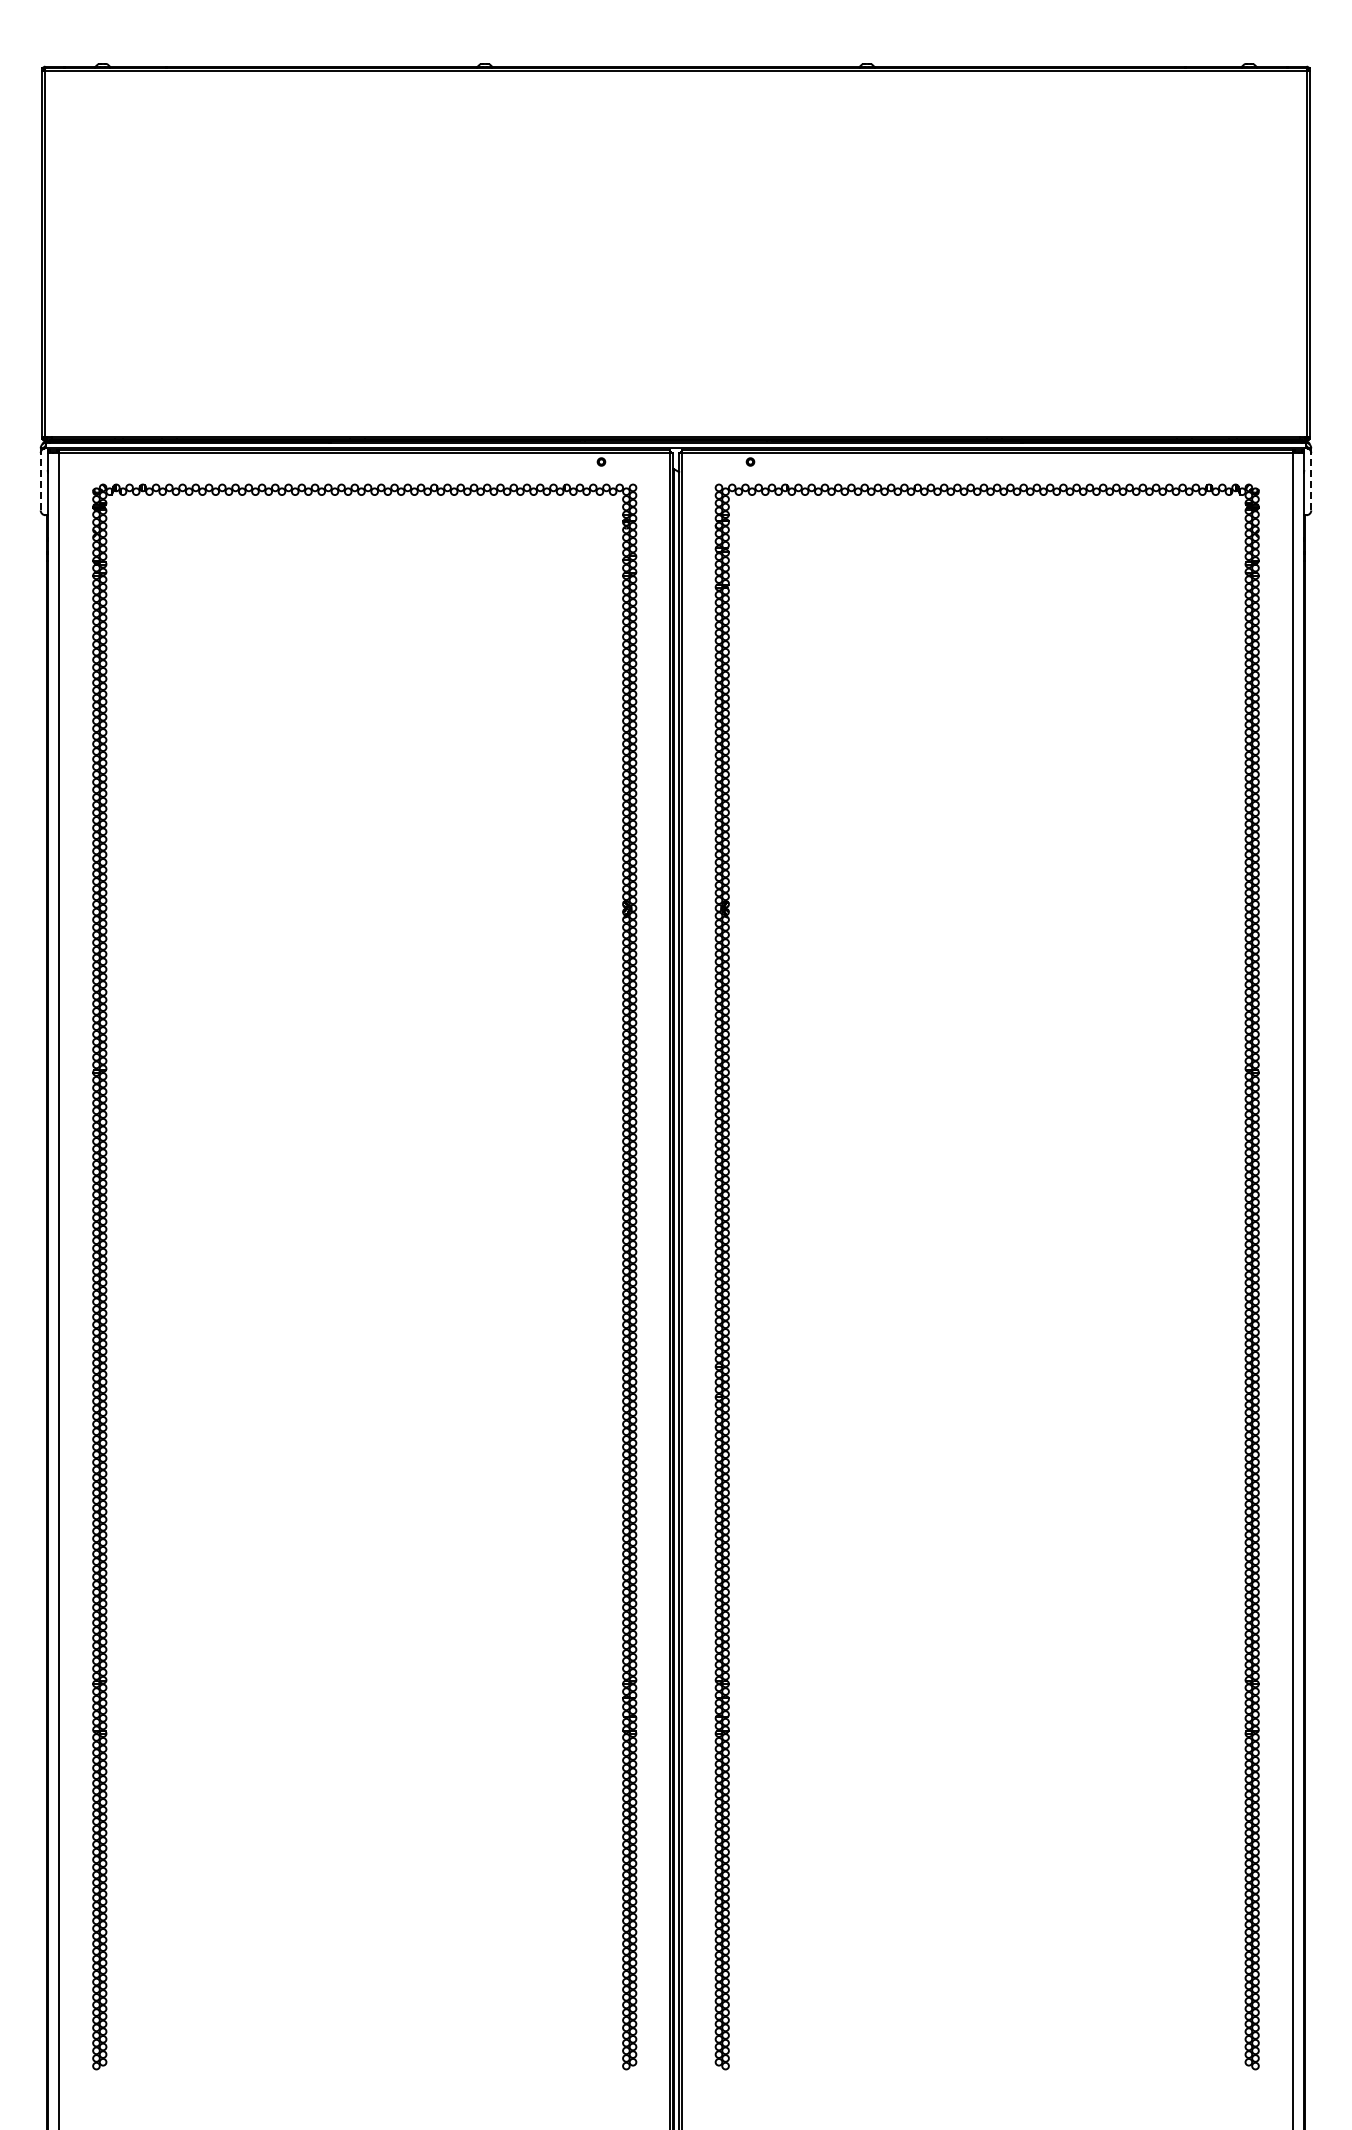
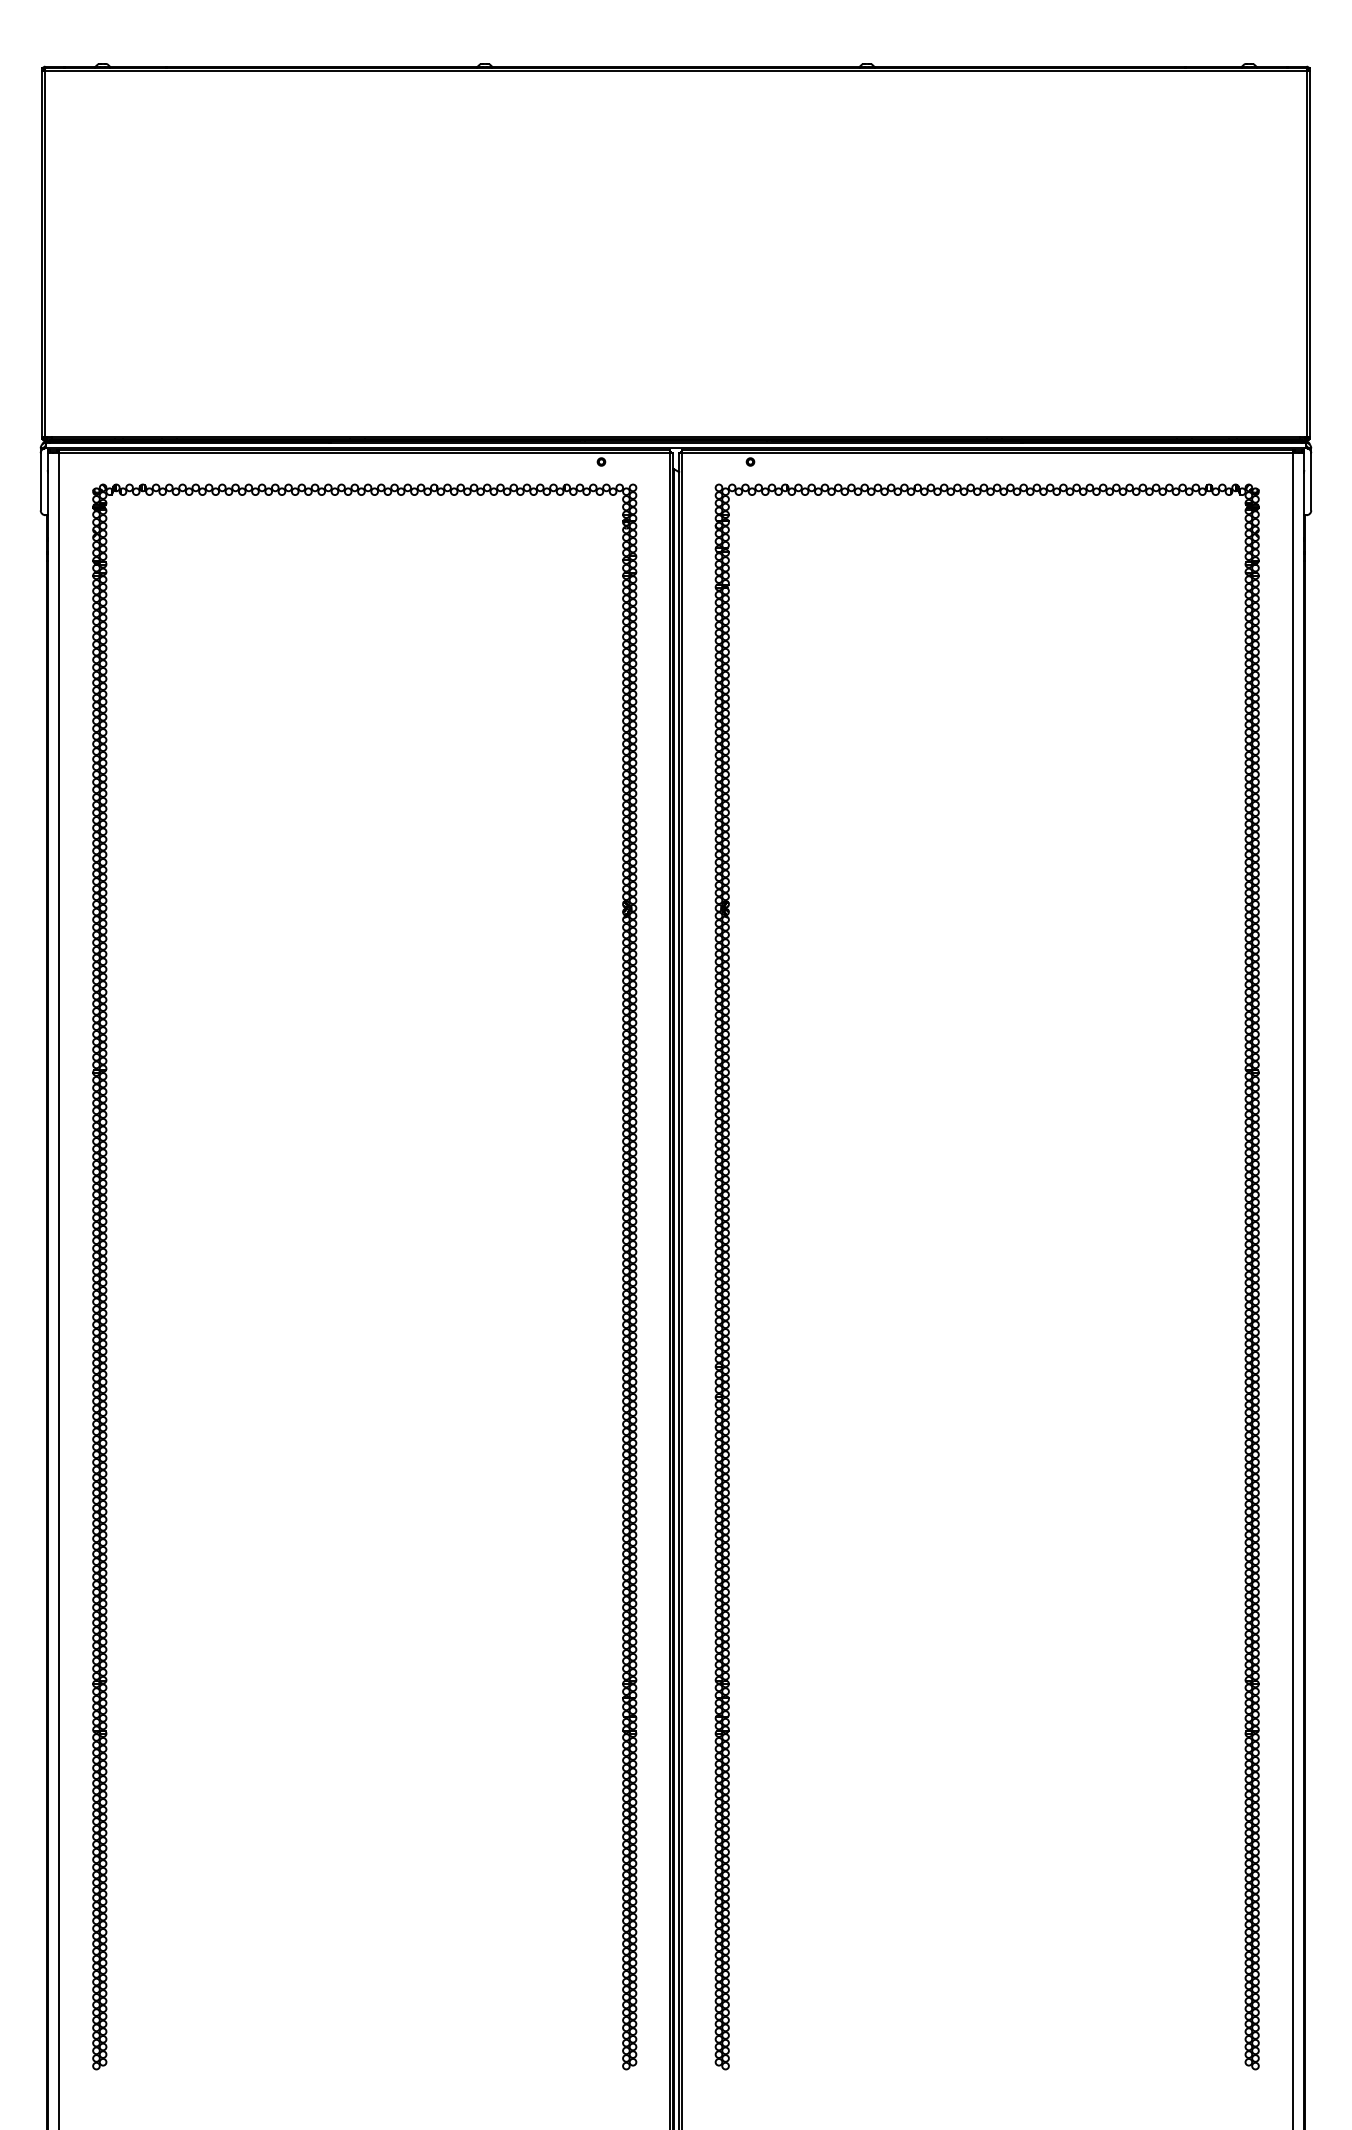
line: dashed -> solid (40, 481)
line: dashed -> solid (1311, 481)
